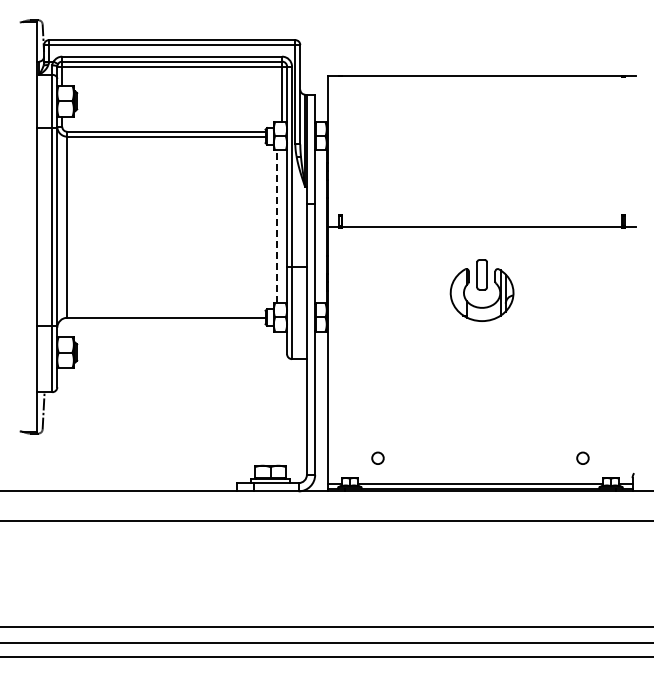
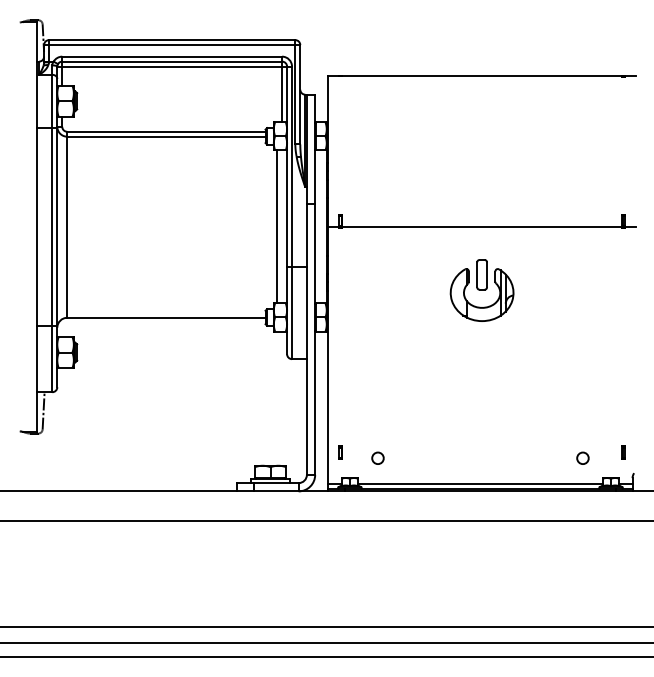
line: dashed -> solid (277, 226)
part: none -> present (340, 452)
part: none -> present (623, 452)
